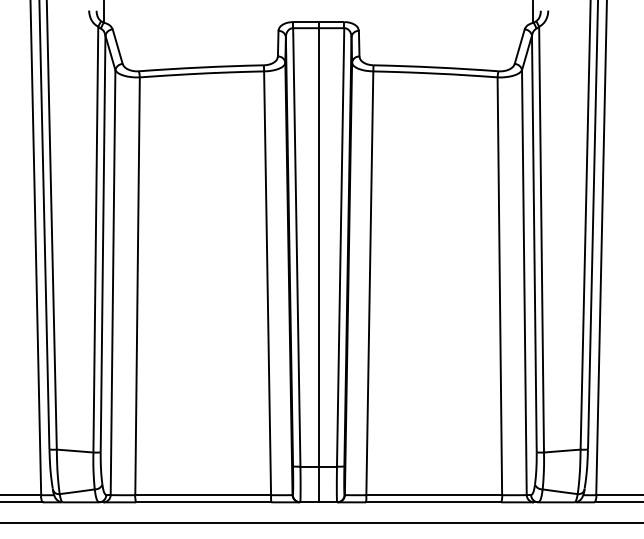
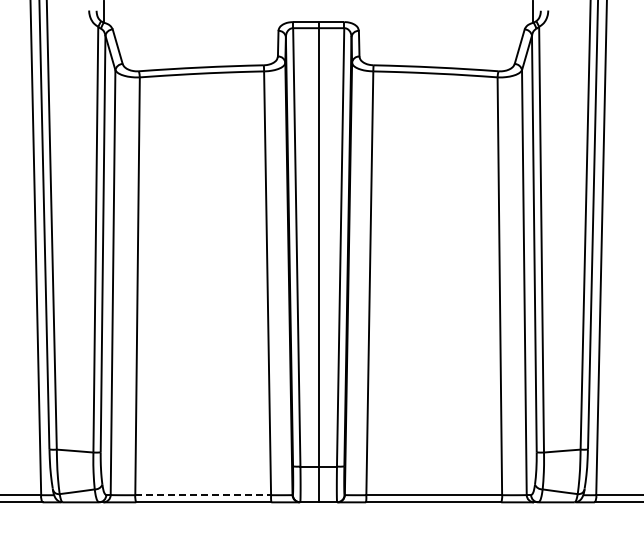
line: solid -> dashed (203, 495)
line: present -> none (321, 523)
